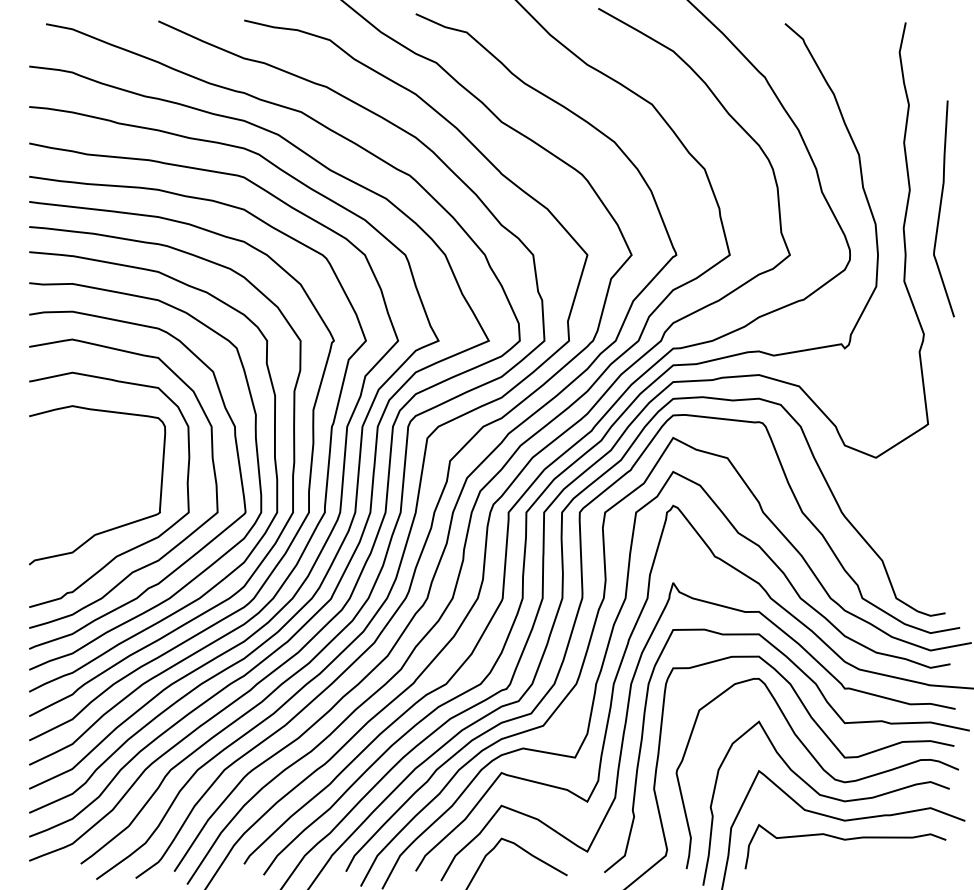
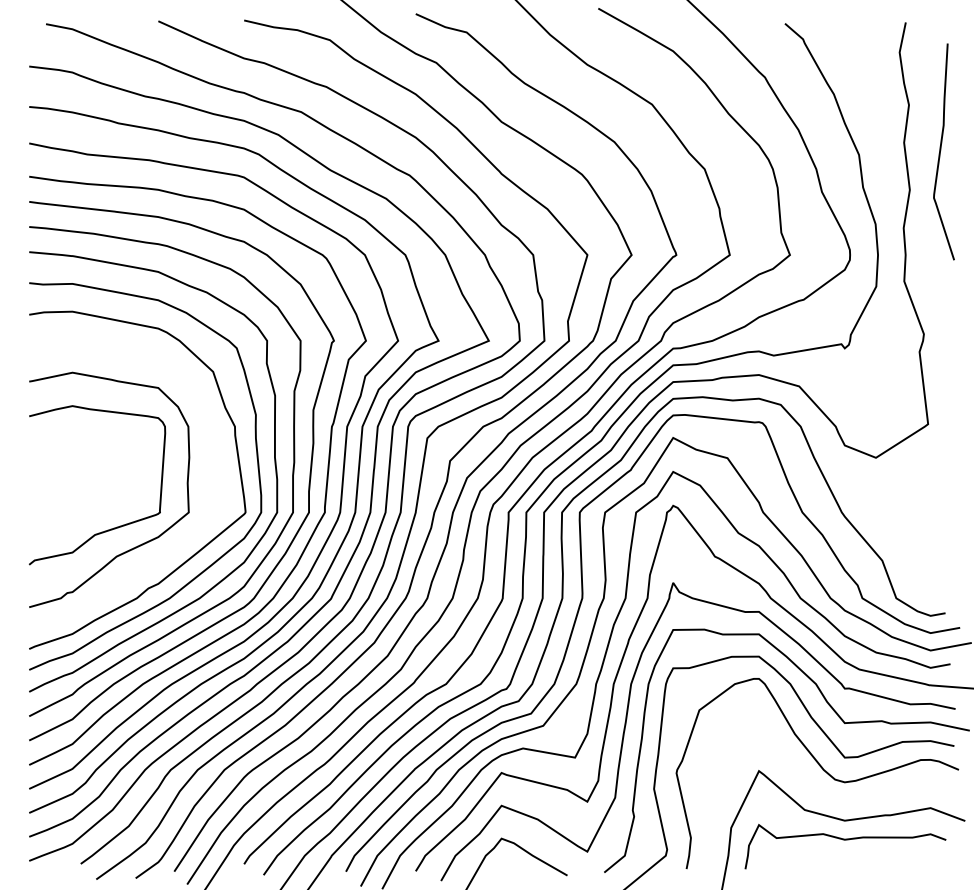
curve position: (941, 207) -> (941, 150) (941, 150)
curve: present -> none (171, 548)
curve: present -> none (825, 797)
